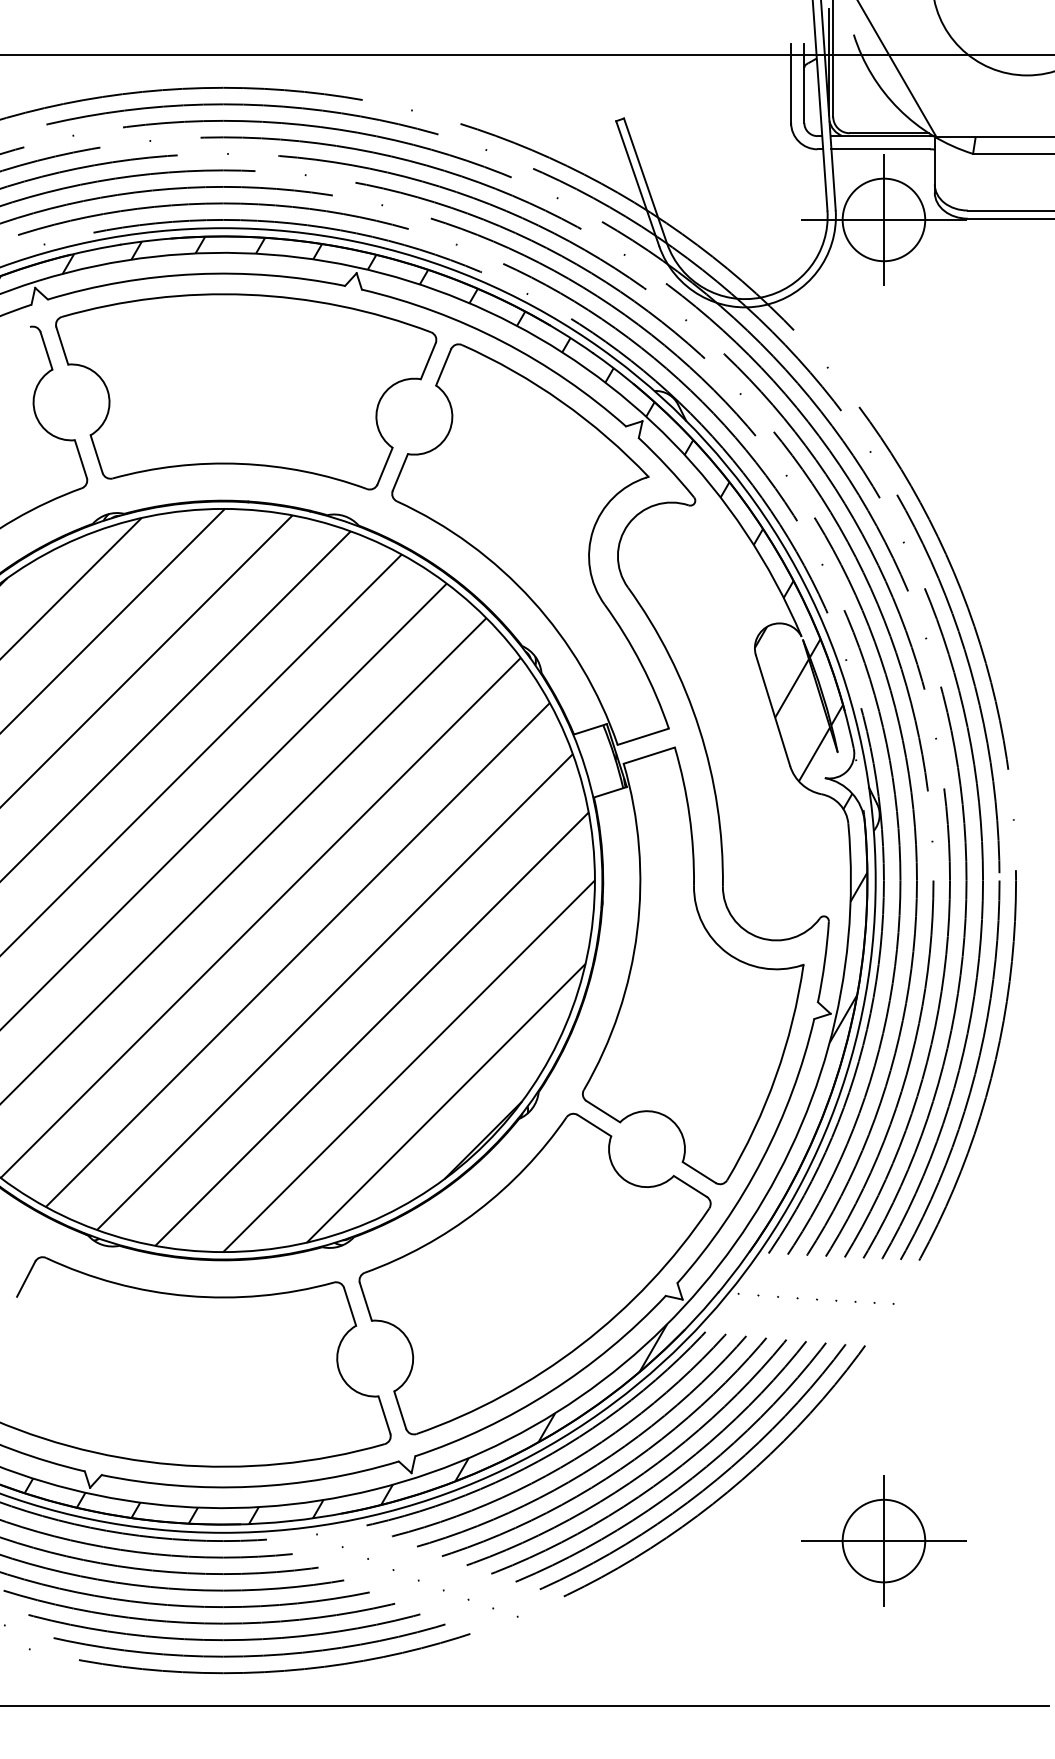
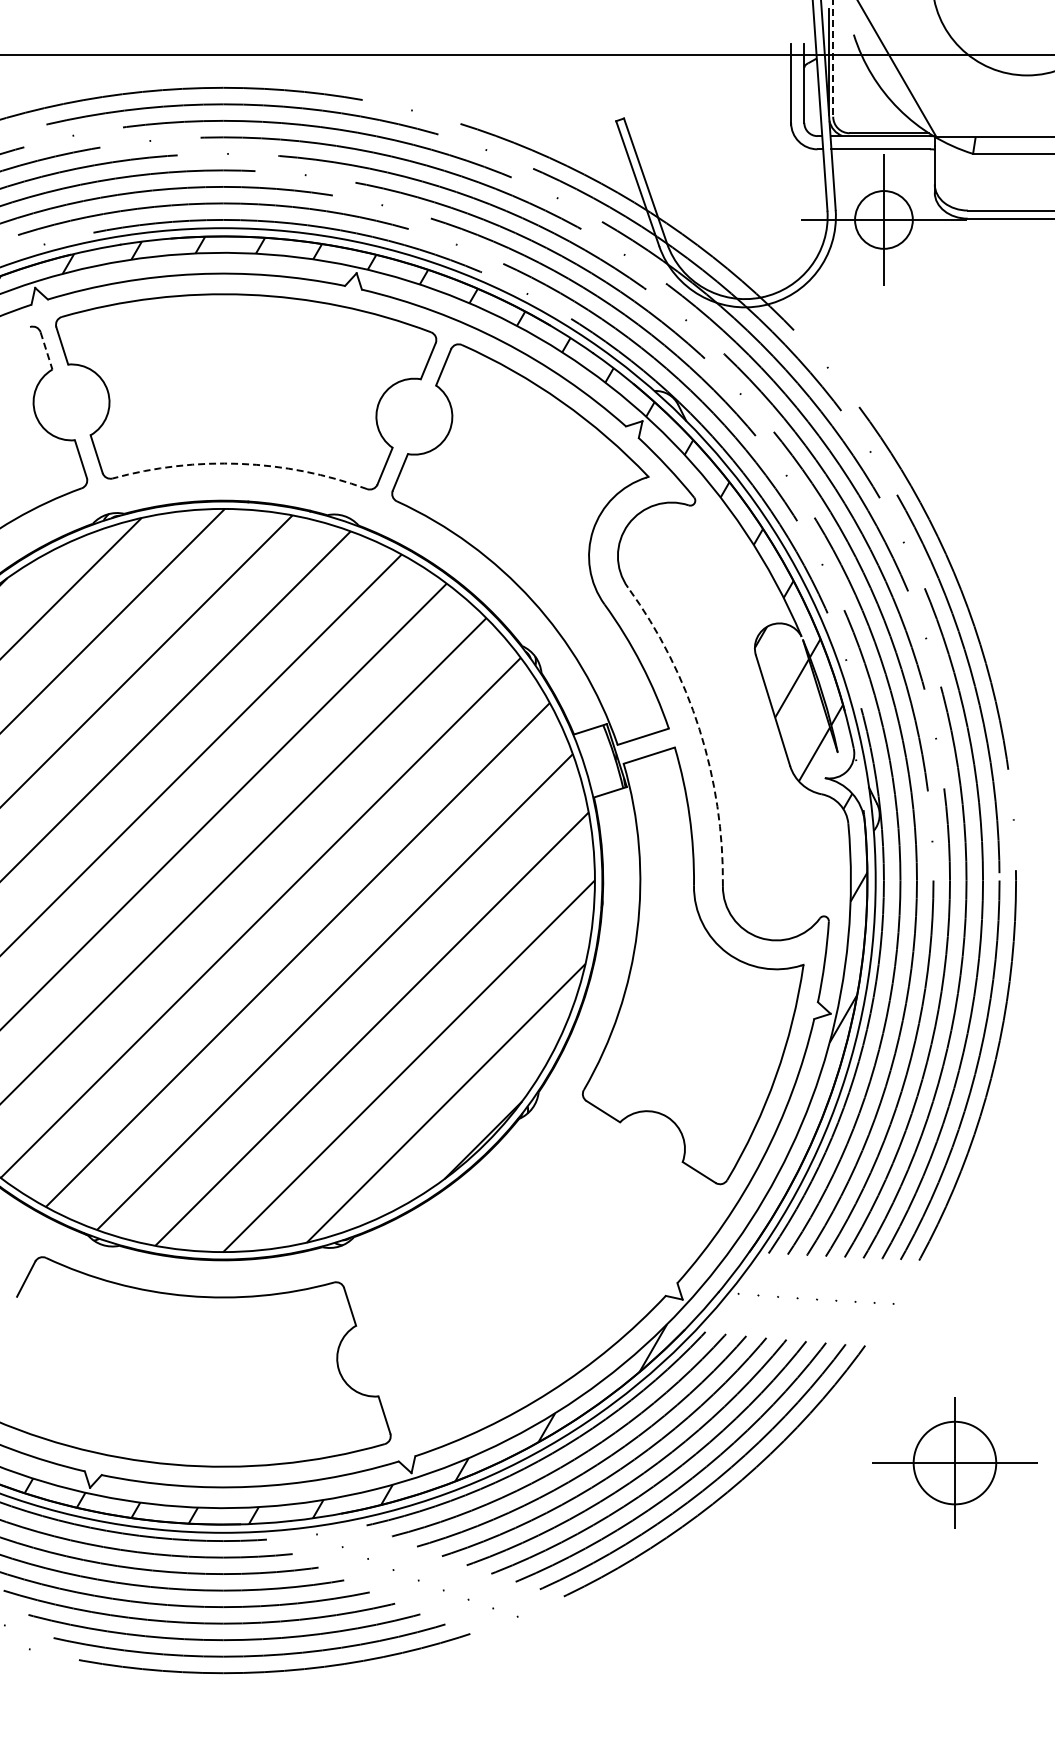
line: solid -> dashed (833, 58)
circle diameter: 83 px -> 58 px (883, 219)
line: solid -> dashed (46, 350)
arc: solid -> dashed (240, 463)
arc: solid -> dashed (699, 729)
part: present -> none (534, 1273)
part position: (883, 1540) -> (954, 1462) (954, 1462)
line: present -> none (525, 1706)
